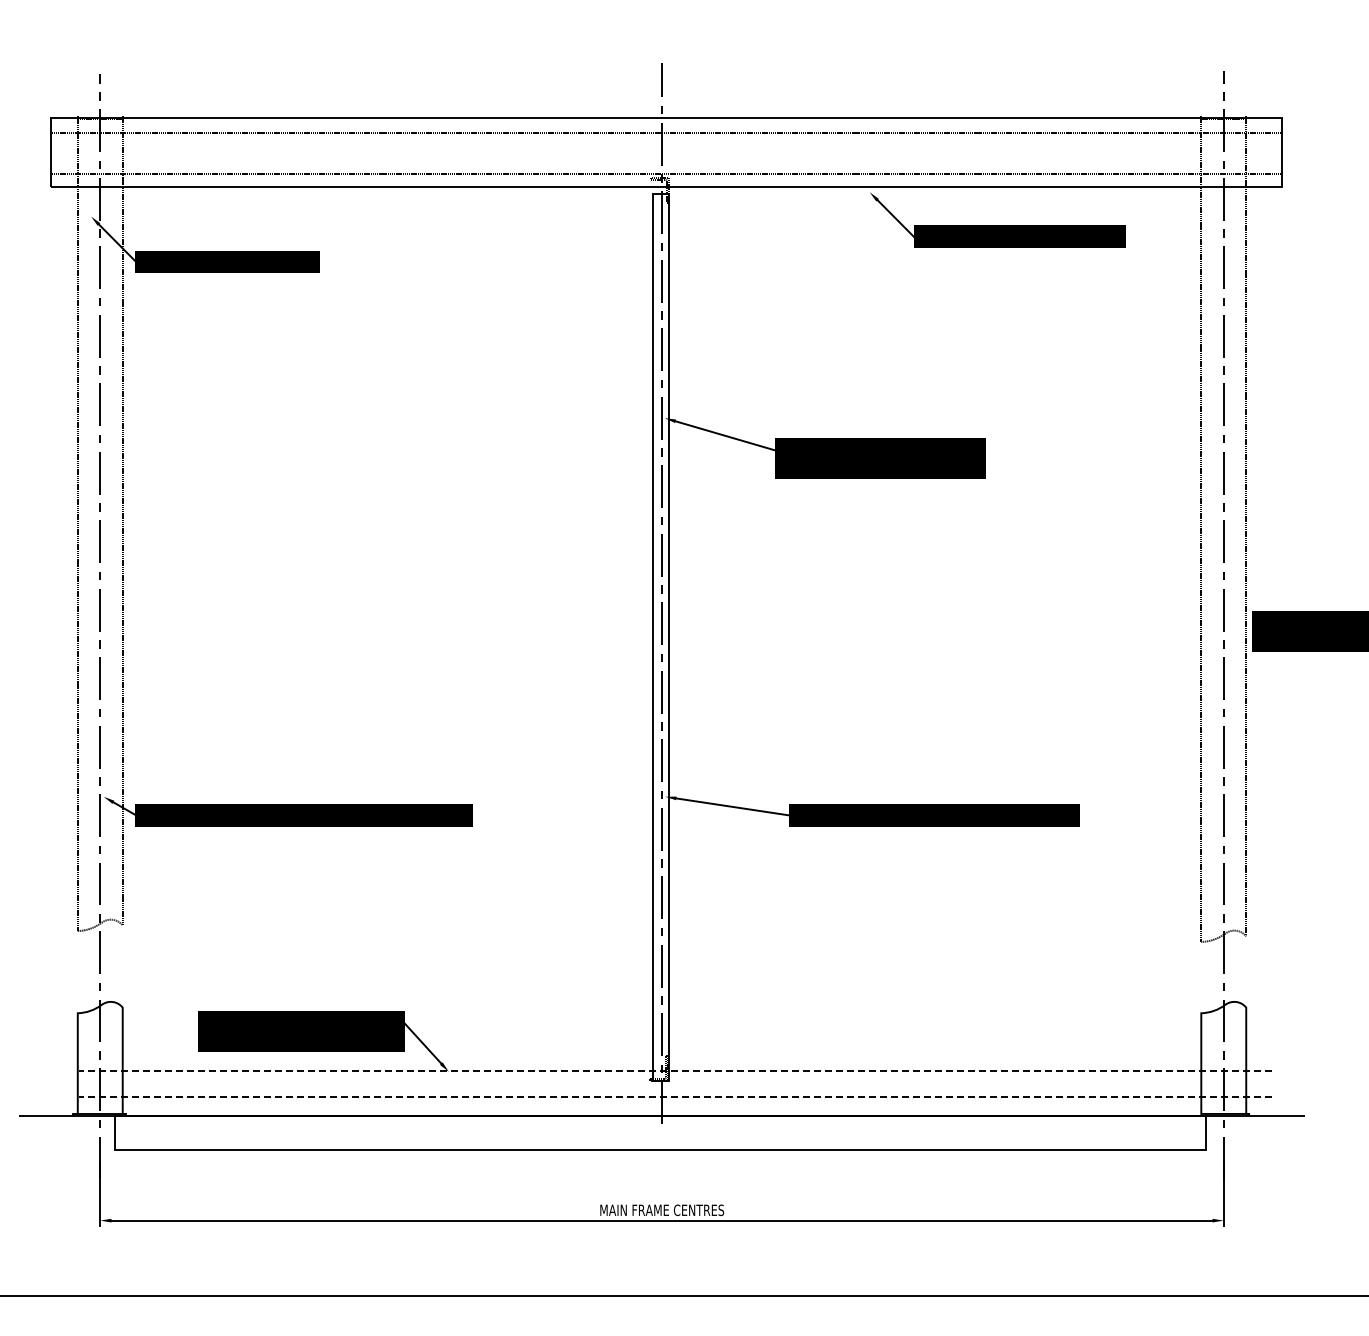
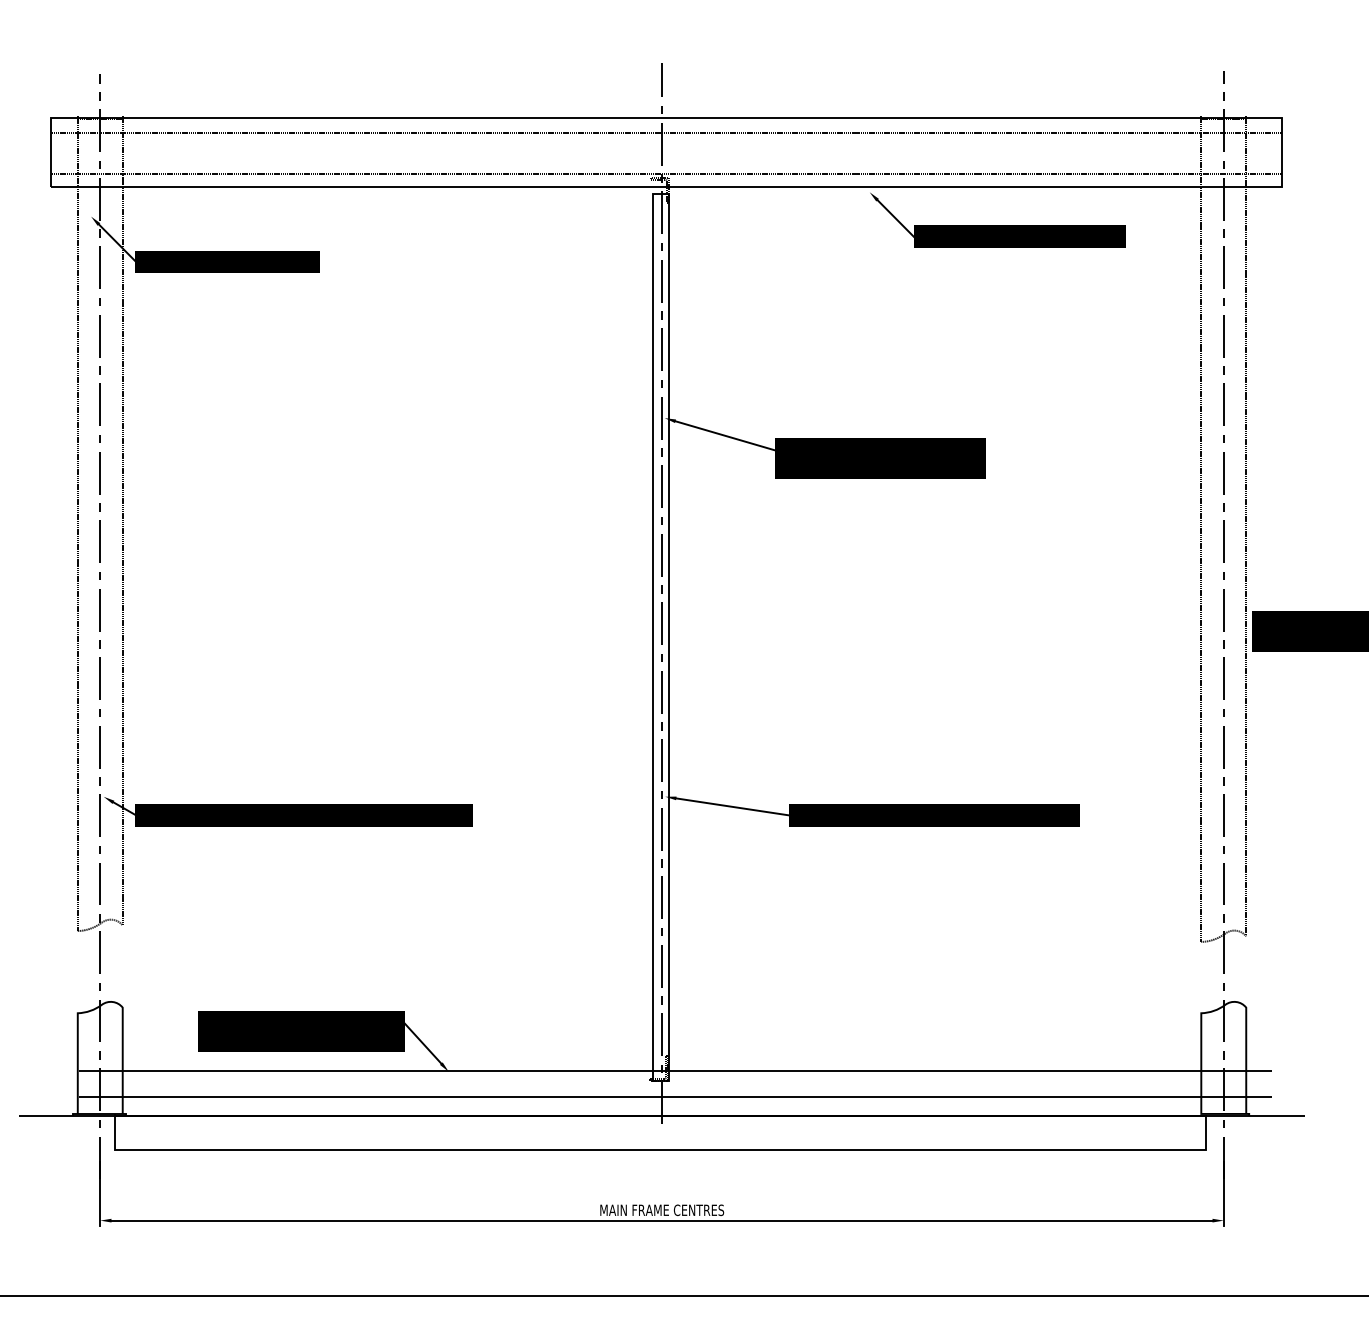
line: dashed -> solid (675, 1071)
line: dashed -> solid (675, 1097)
